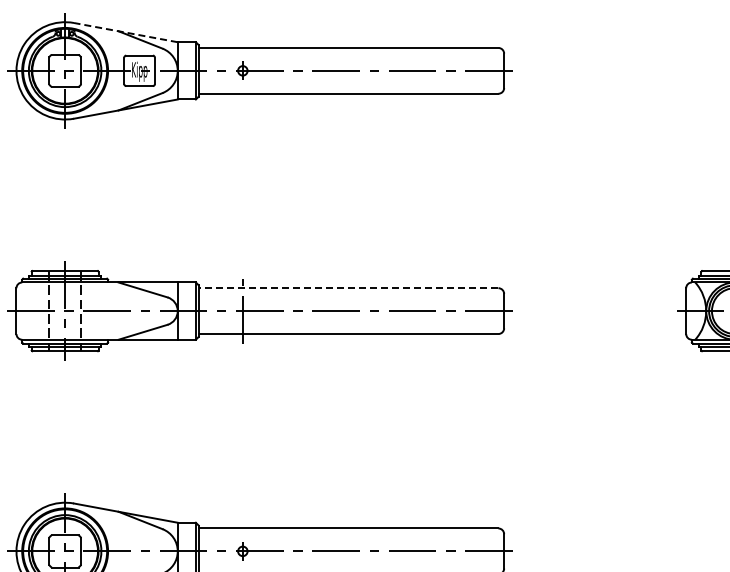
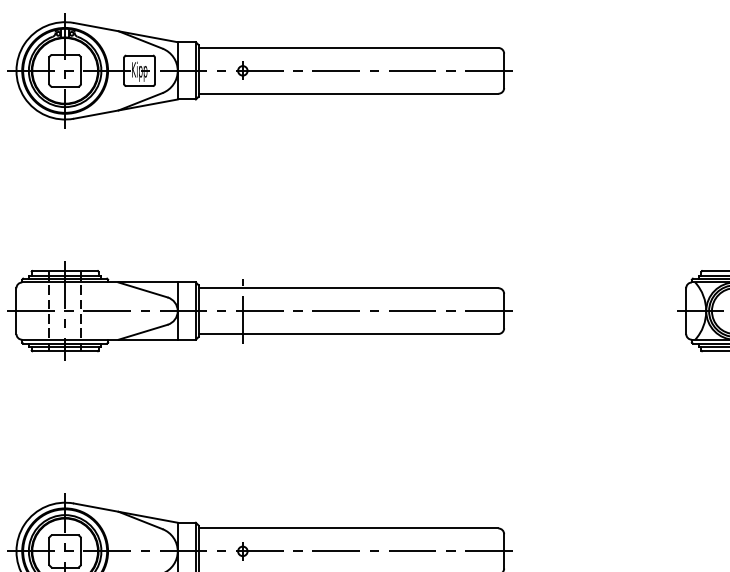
line: dashed -> solid (125, 32)
line: dashed -> solid (348, 288)
